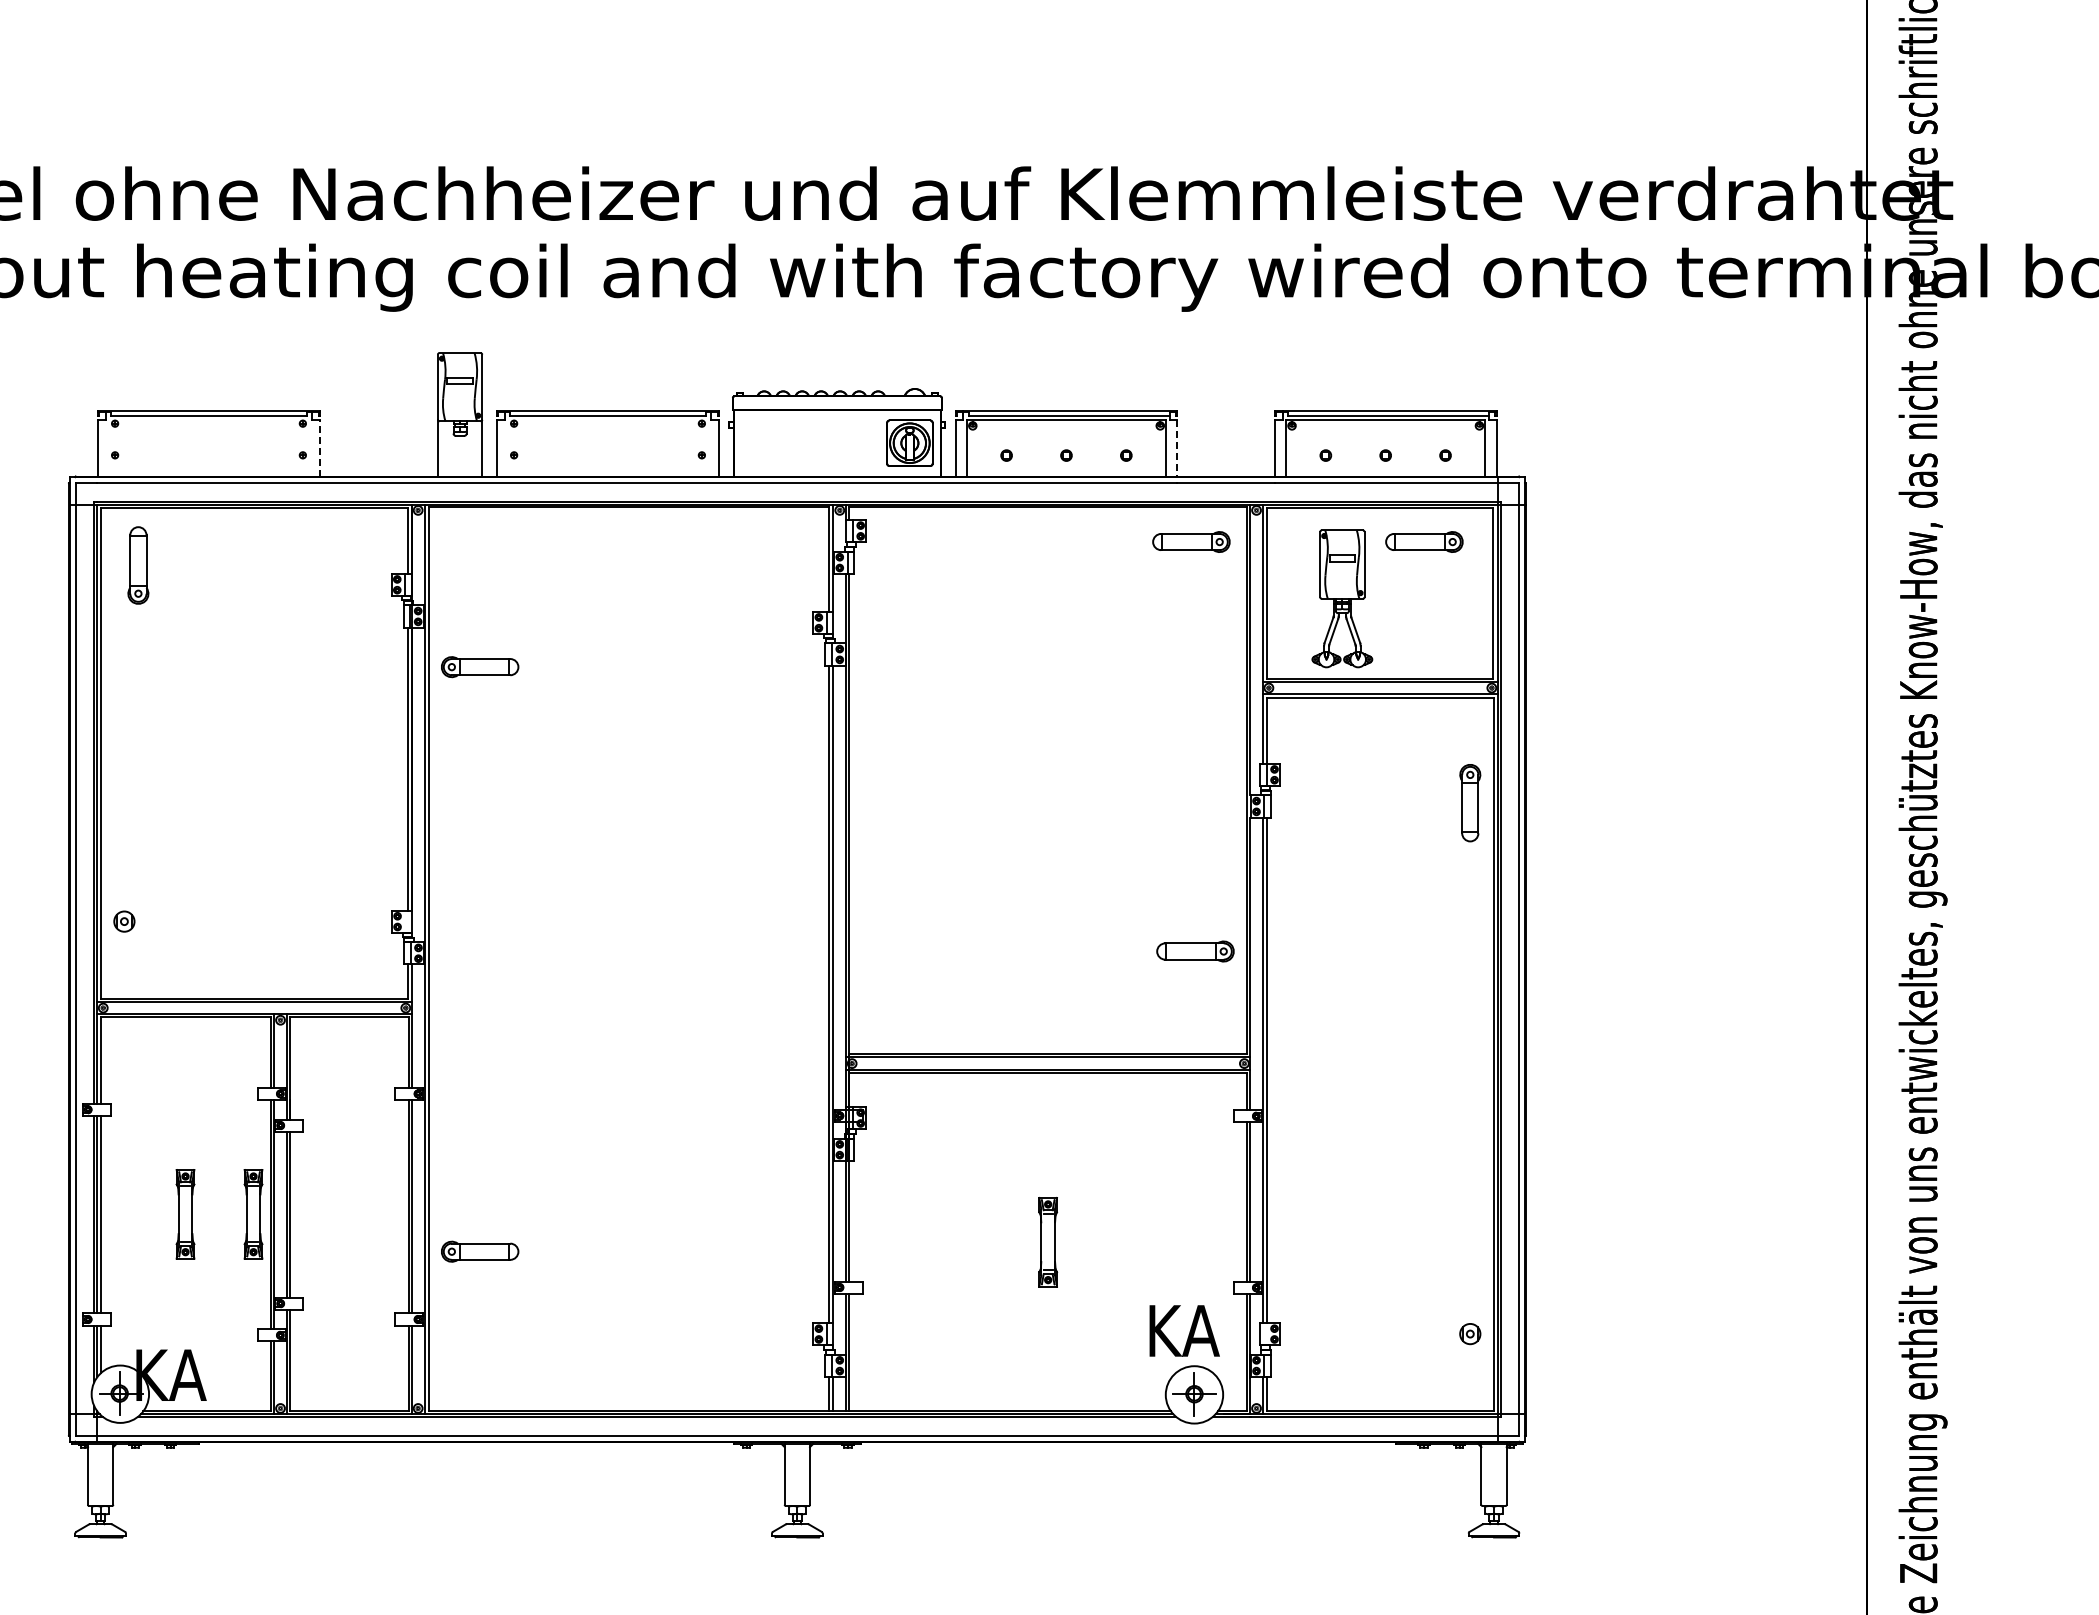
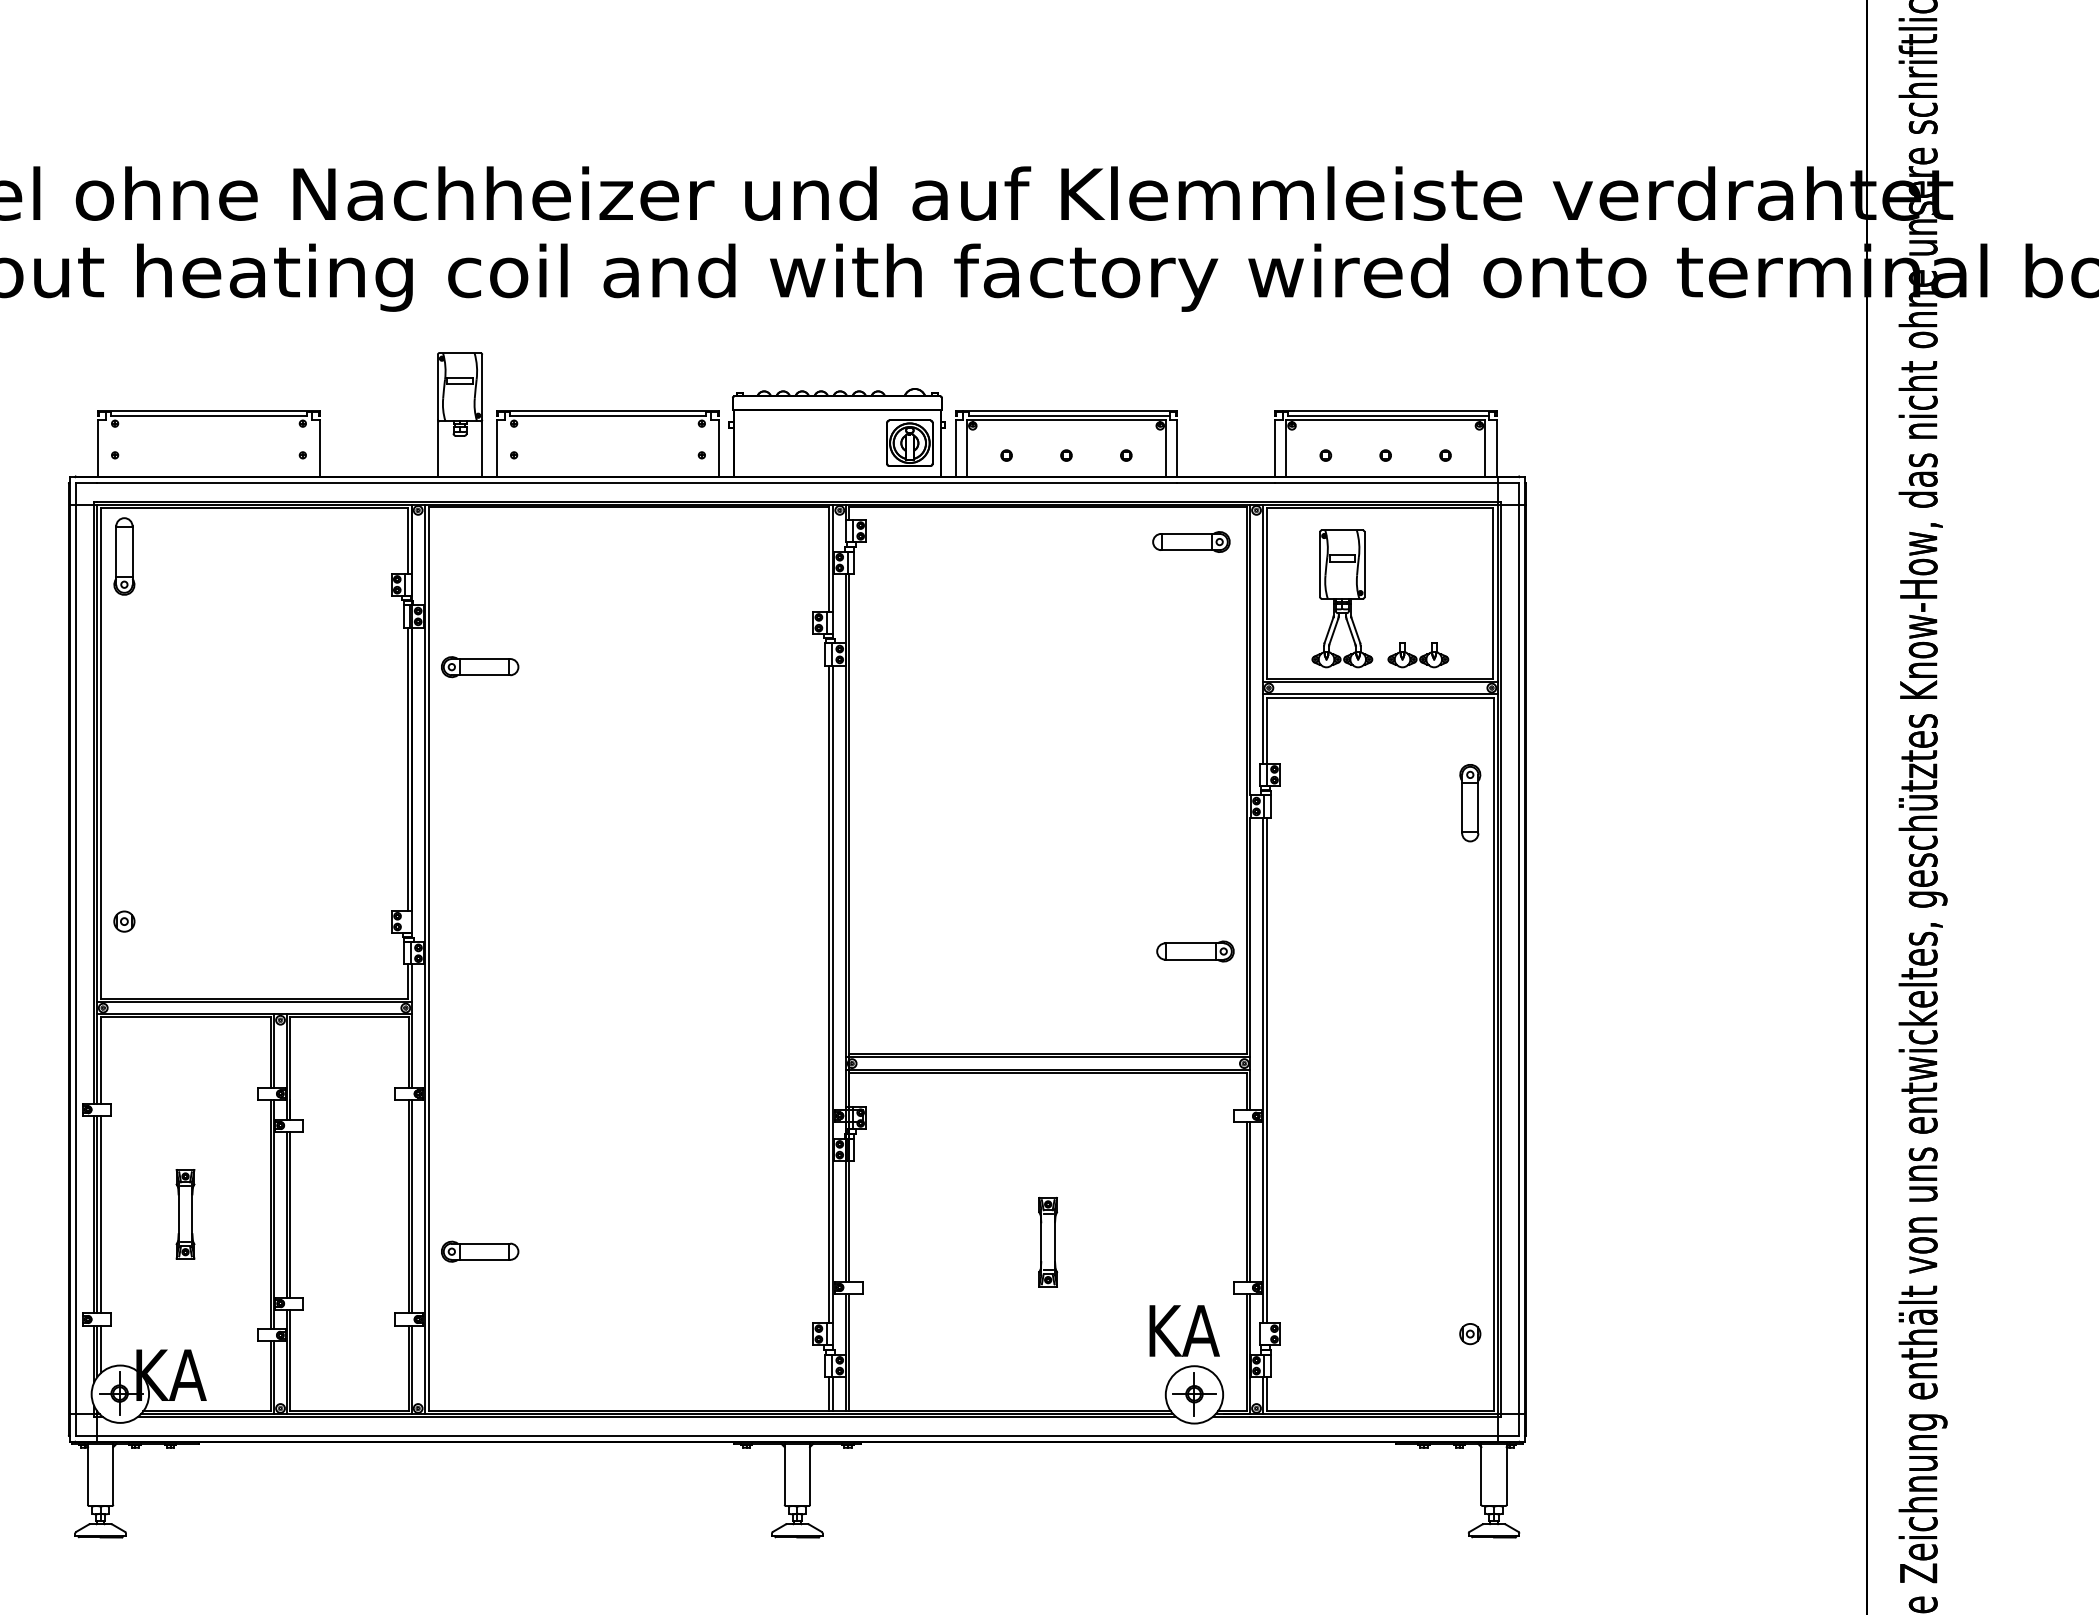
line: dashed -> solid (319, 447)
line: dashed -> solid (1177, 448)
part: present -> none (1424, 541)
part position: (138, 565) -> (124, 556) (124, 556)
part: none -> present (1418, 655)
part: present -> none (253, 1214)
